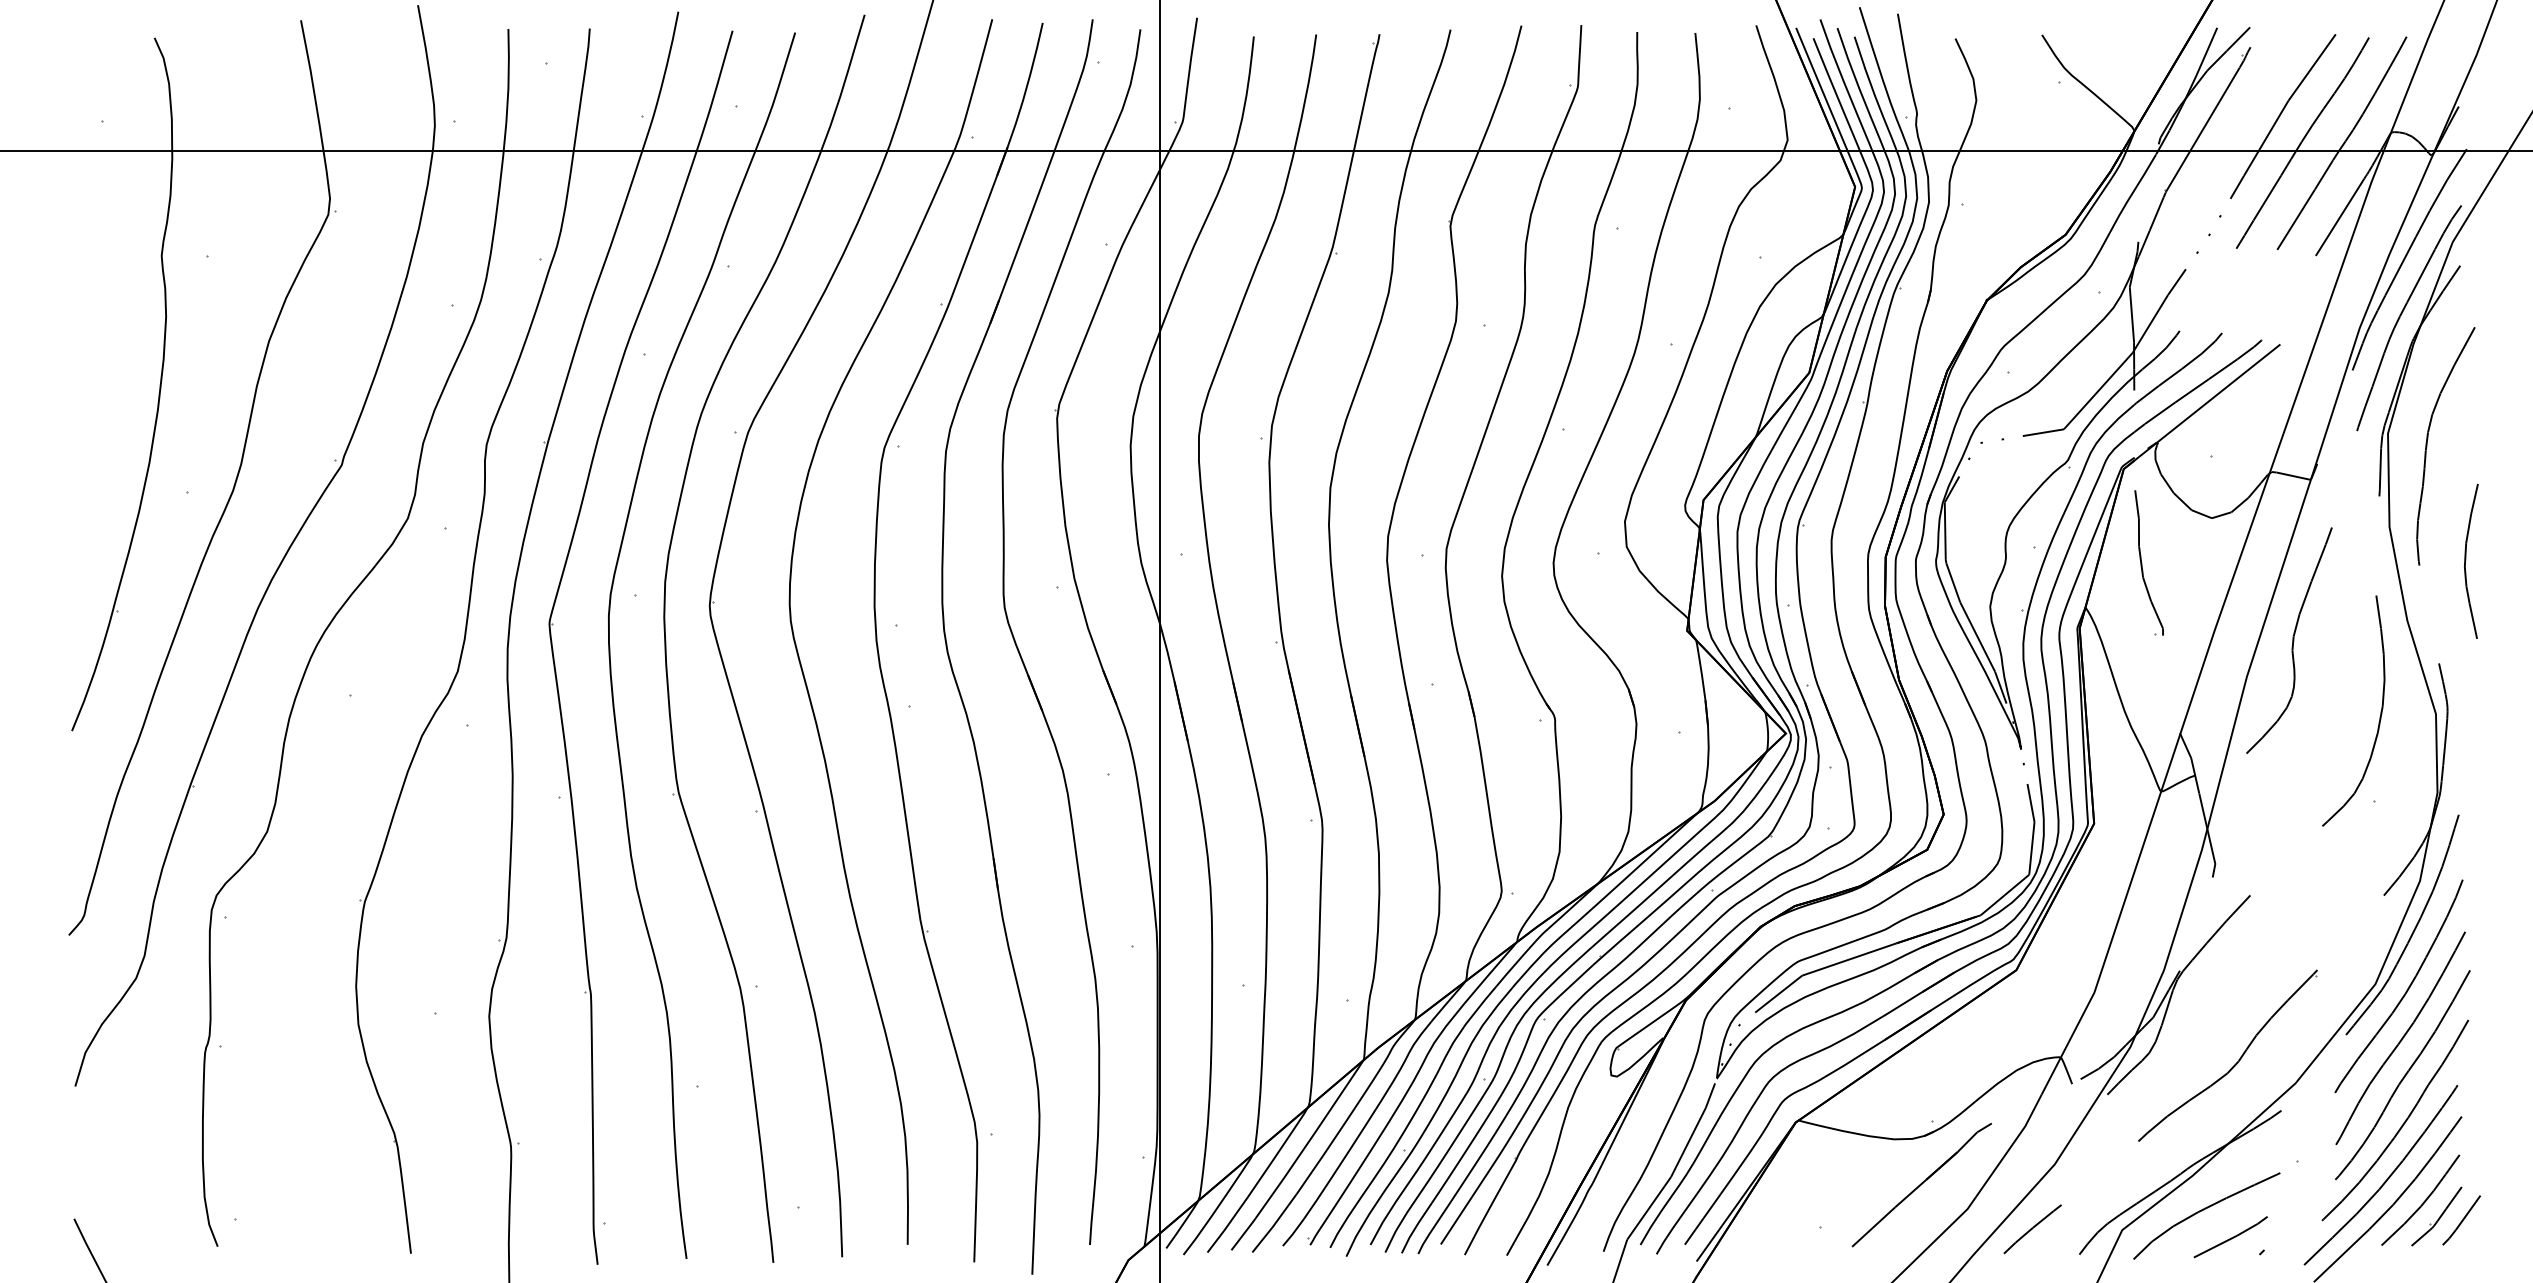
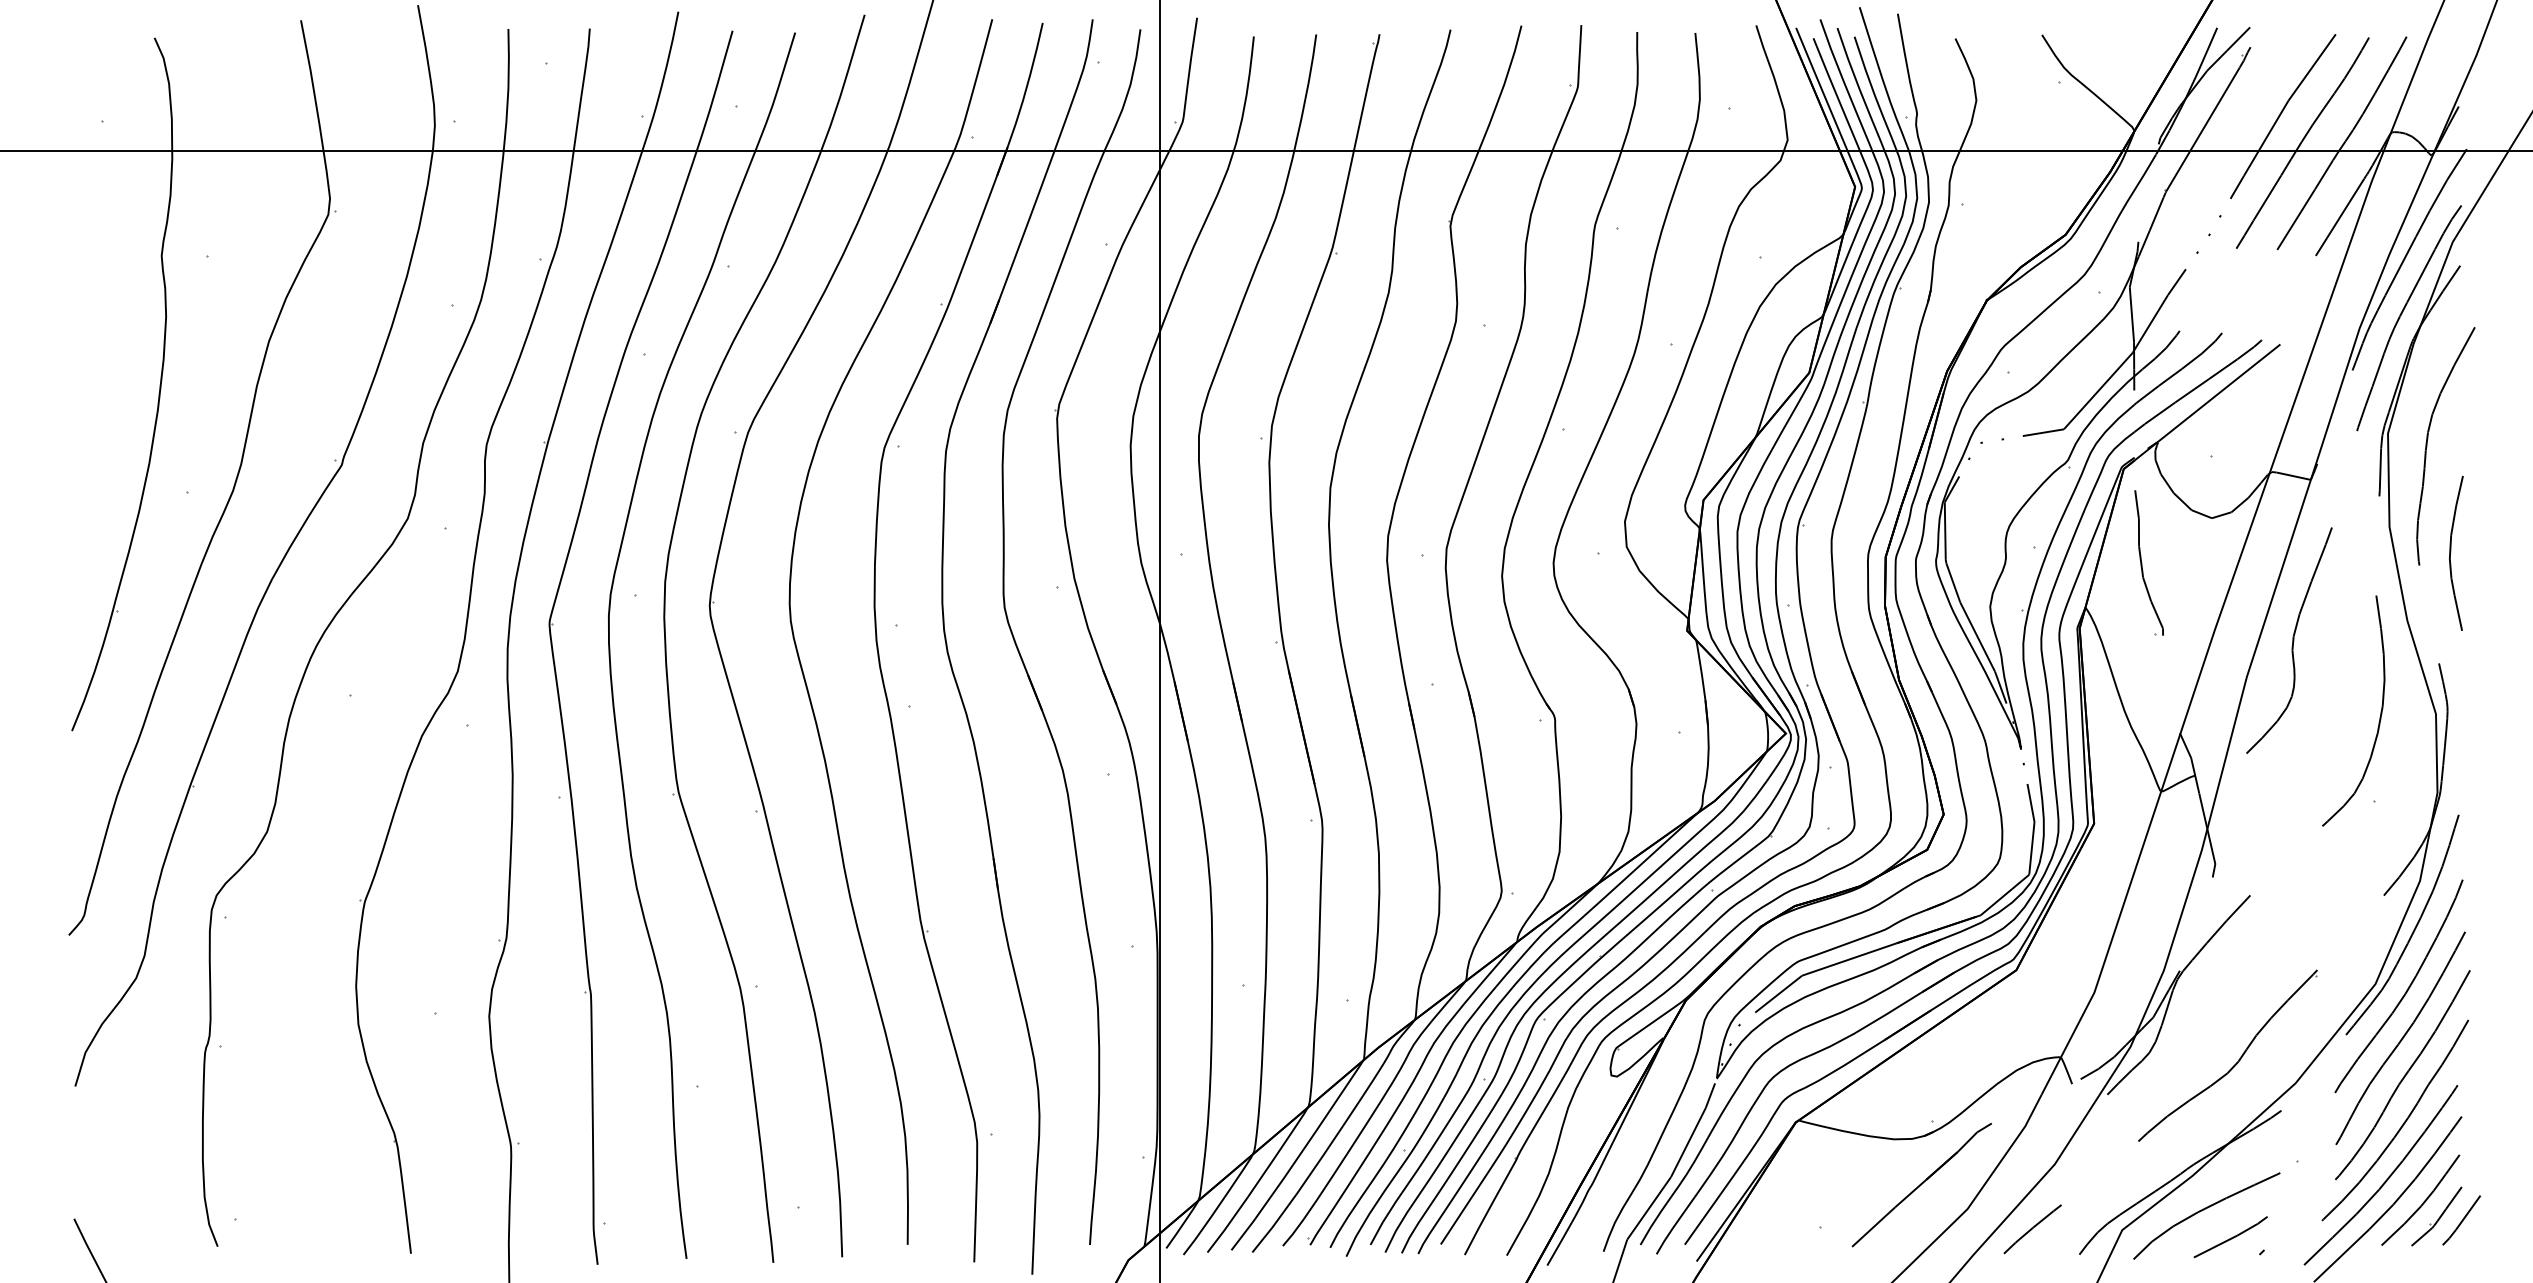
curve position: (2466, 560) -> (2451, 552) (2451, 552)
